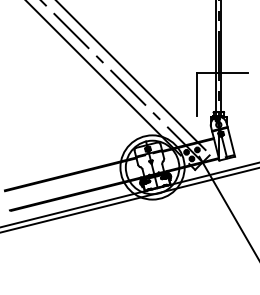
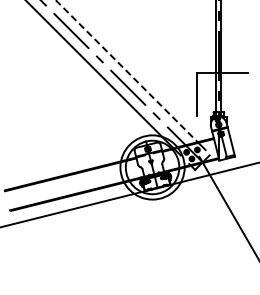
line: solid -> dashed (127, 72)
line: present -> none (129, 200)
